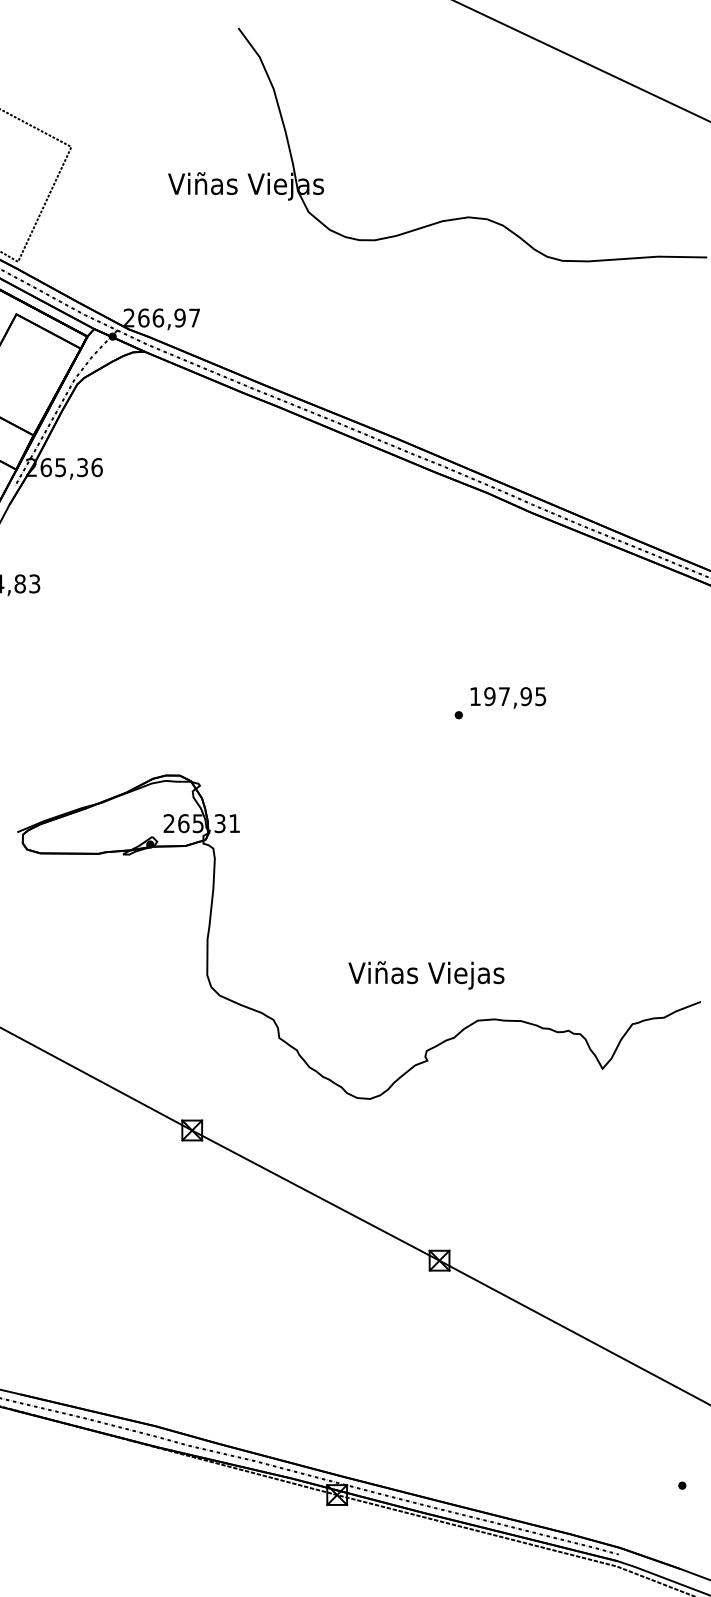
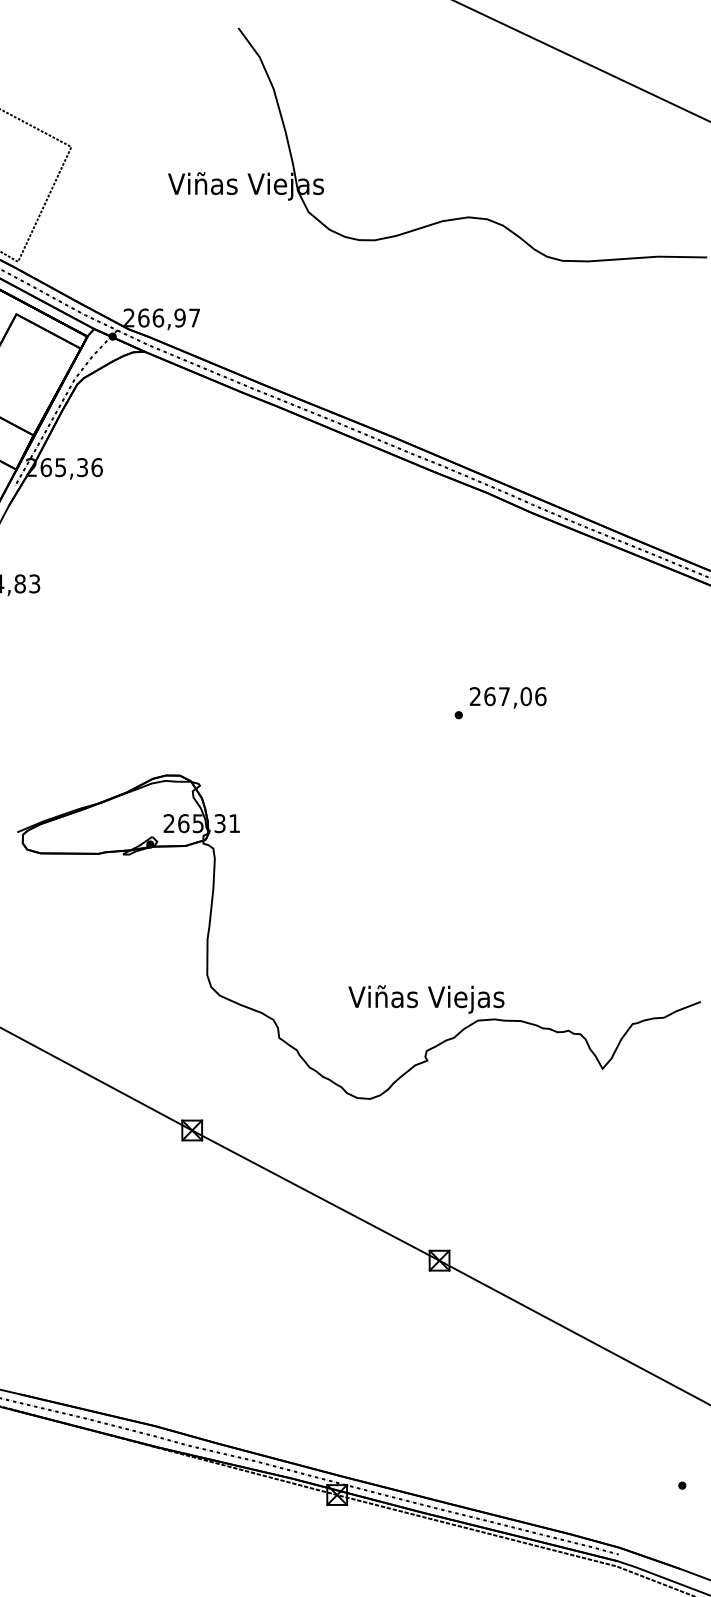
text: 197,95 -> 267,06 (507, 696)
text position: (426, 975) -> (426, 999) (426, 999)
